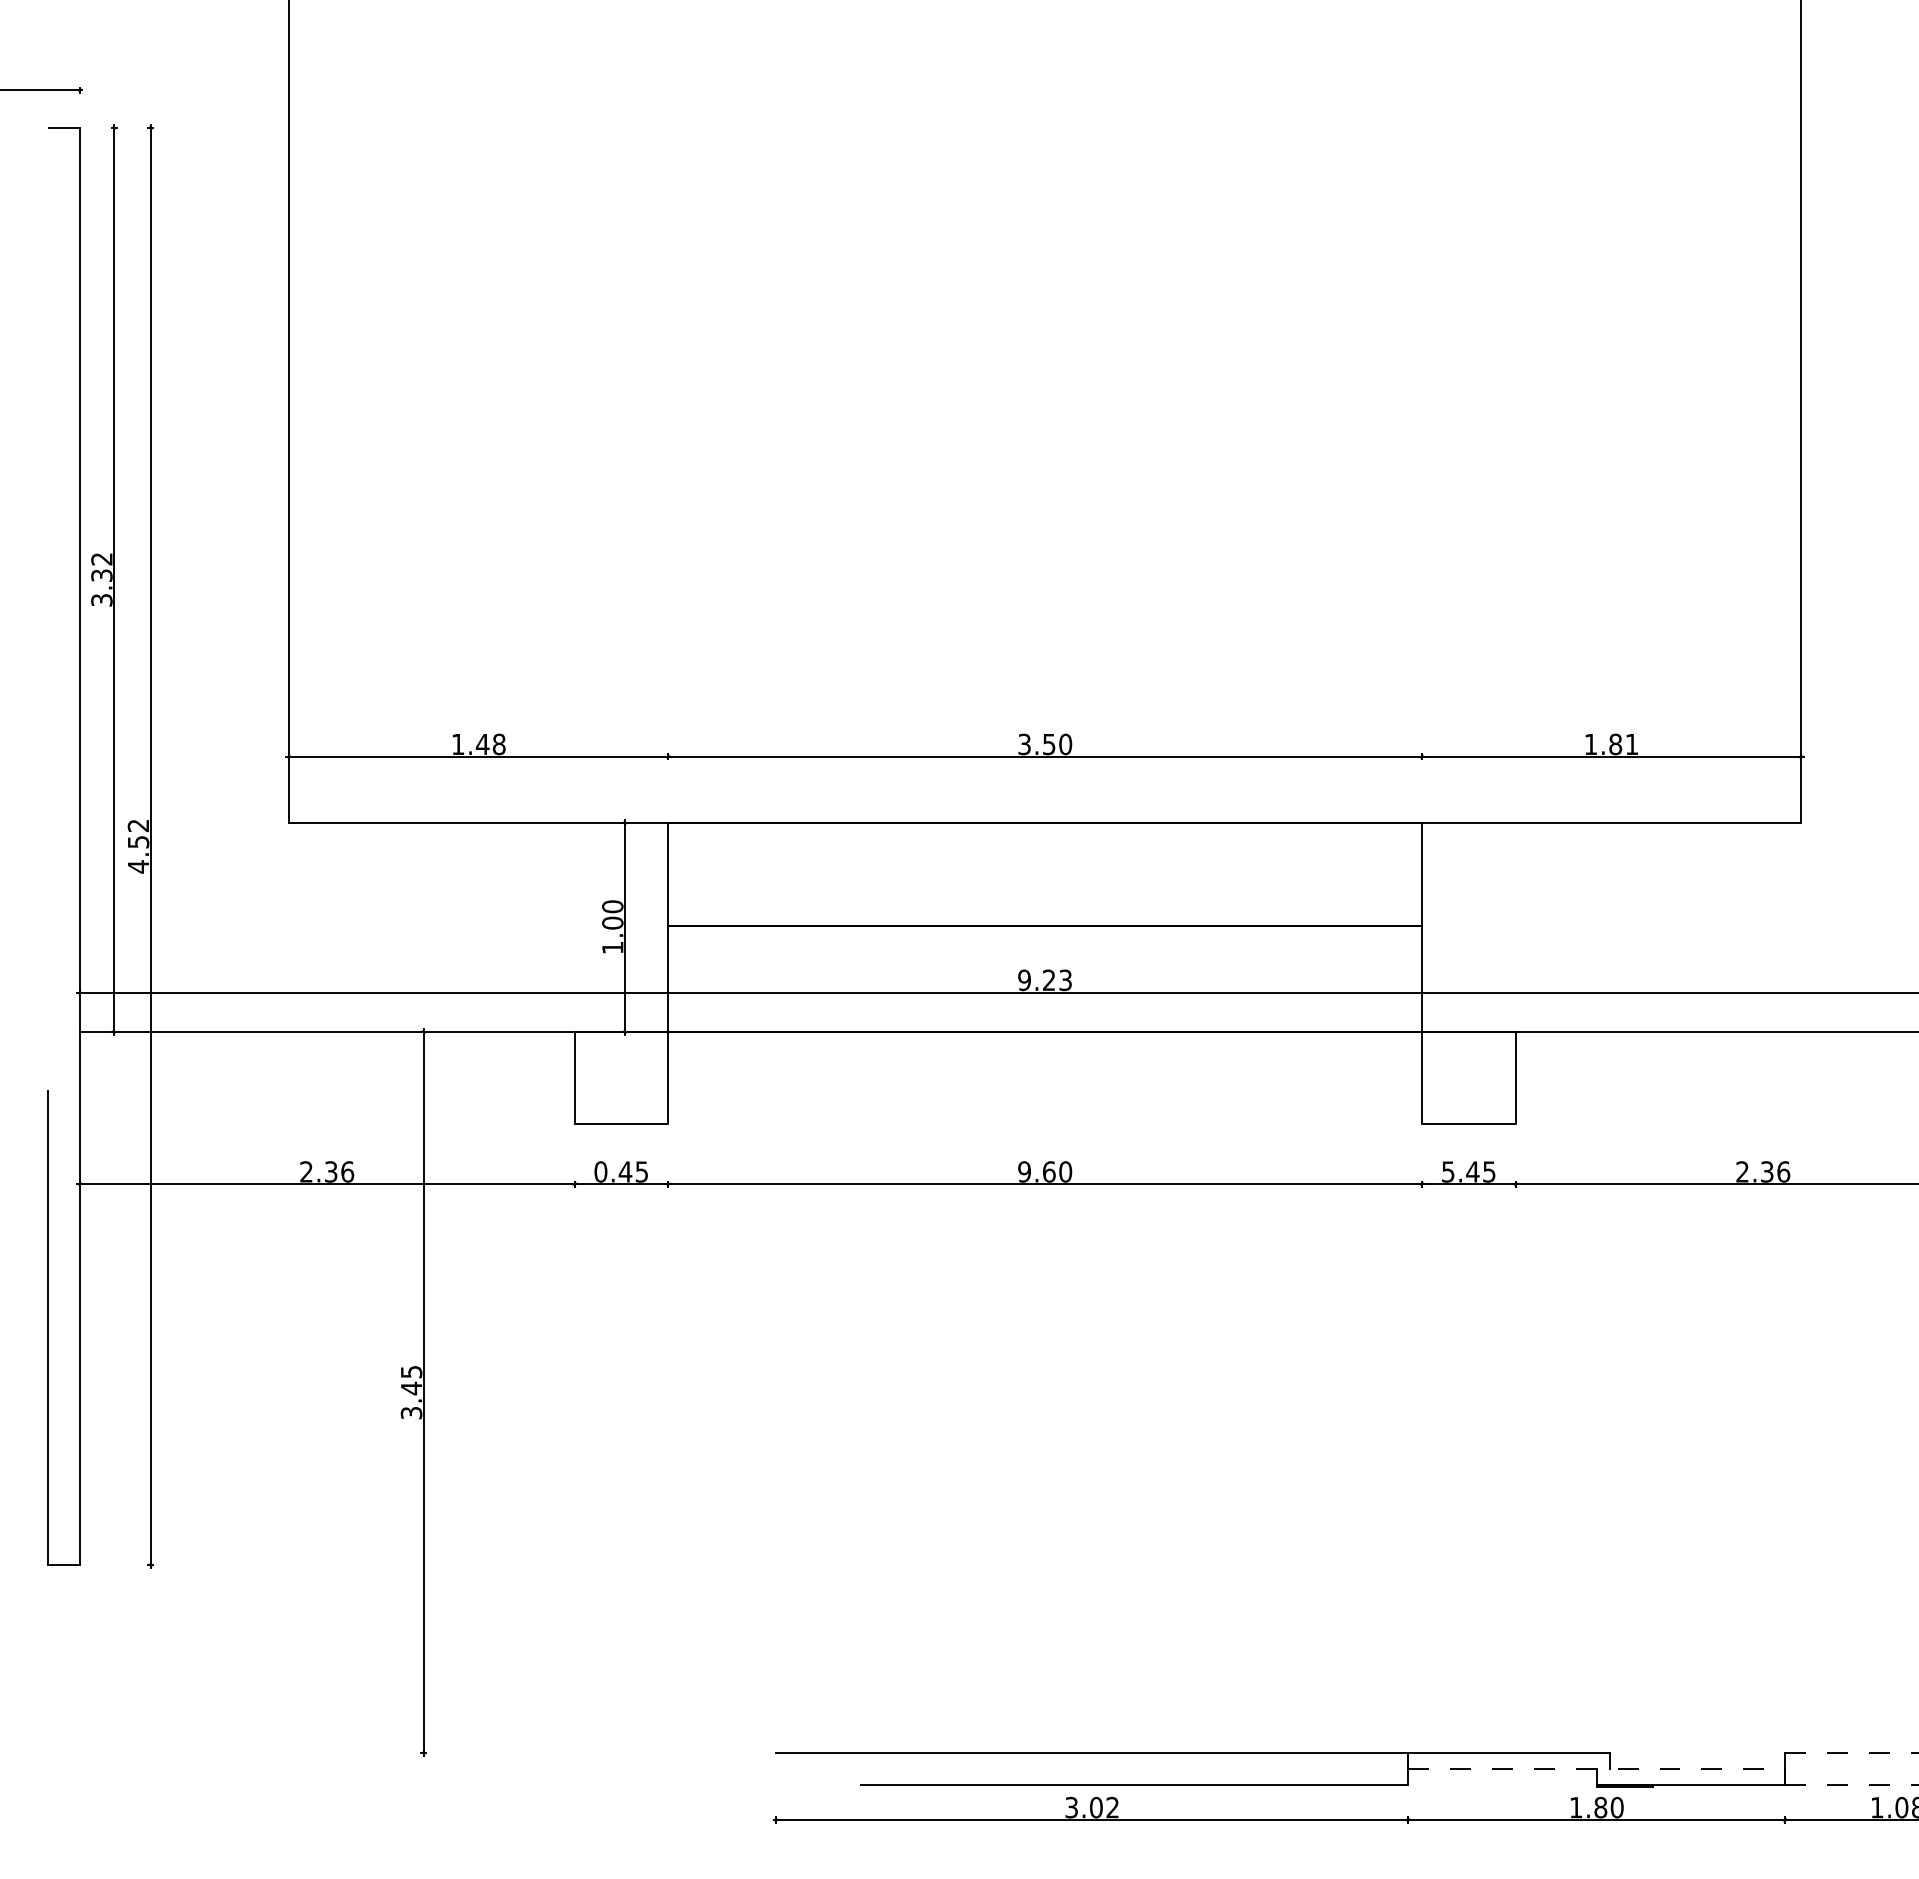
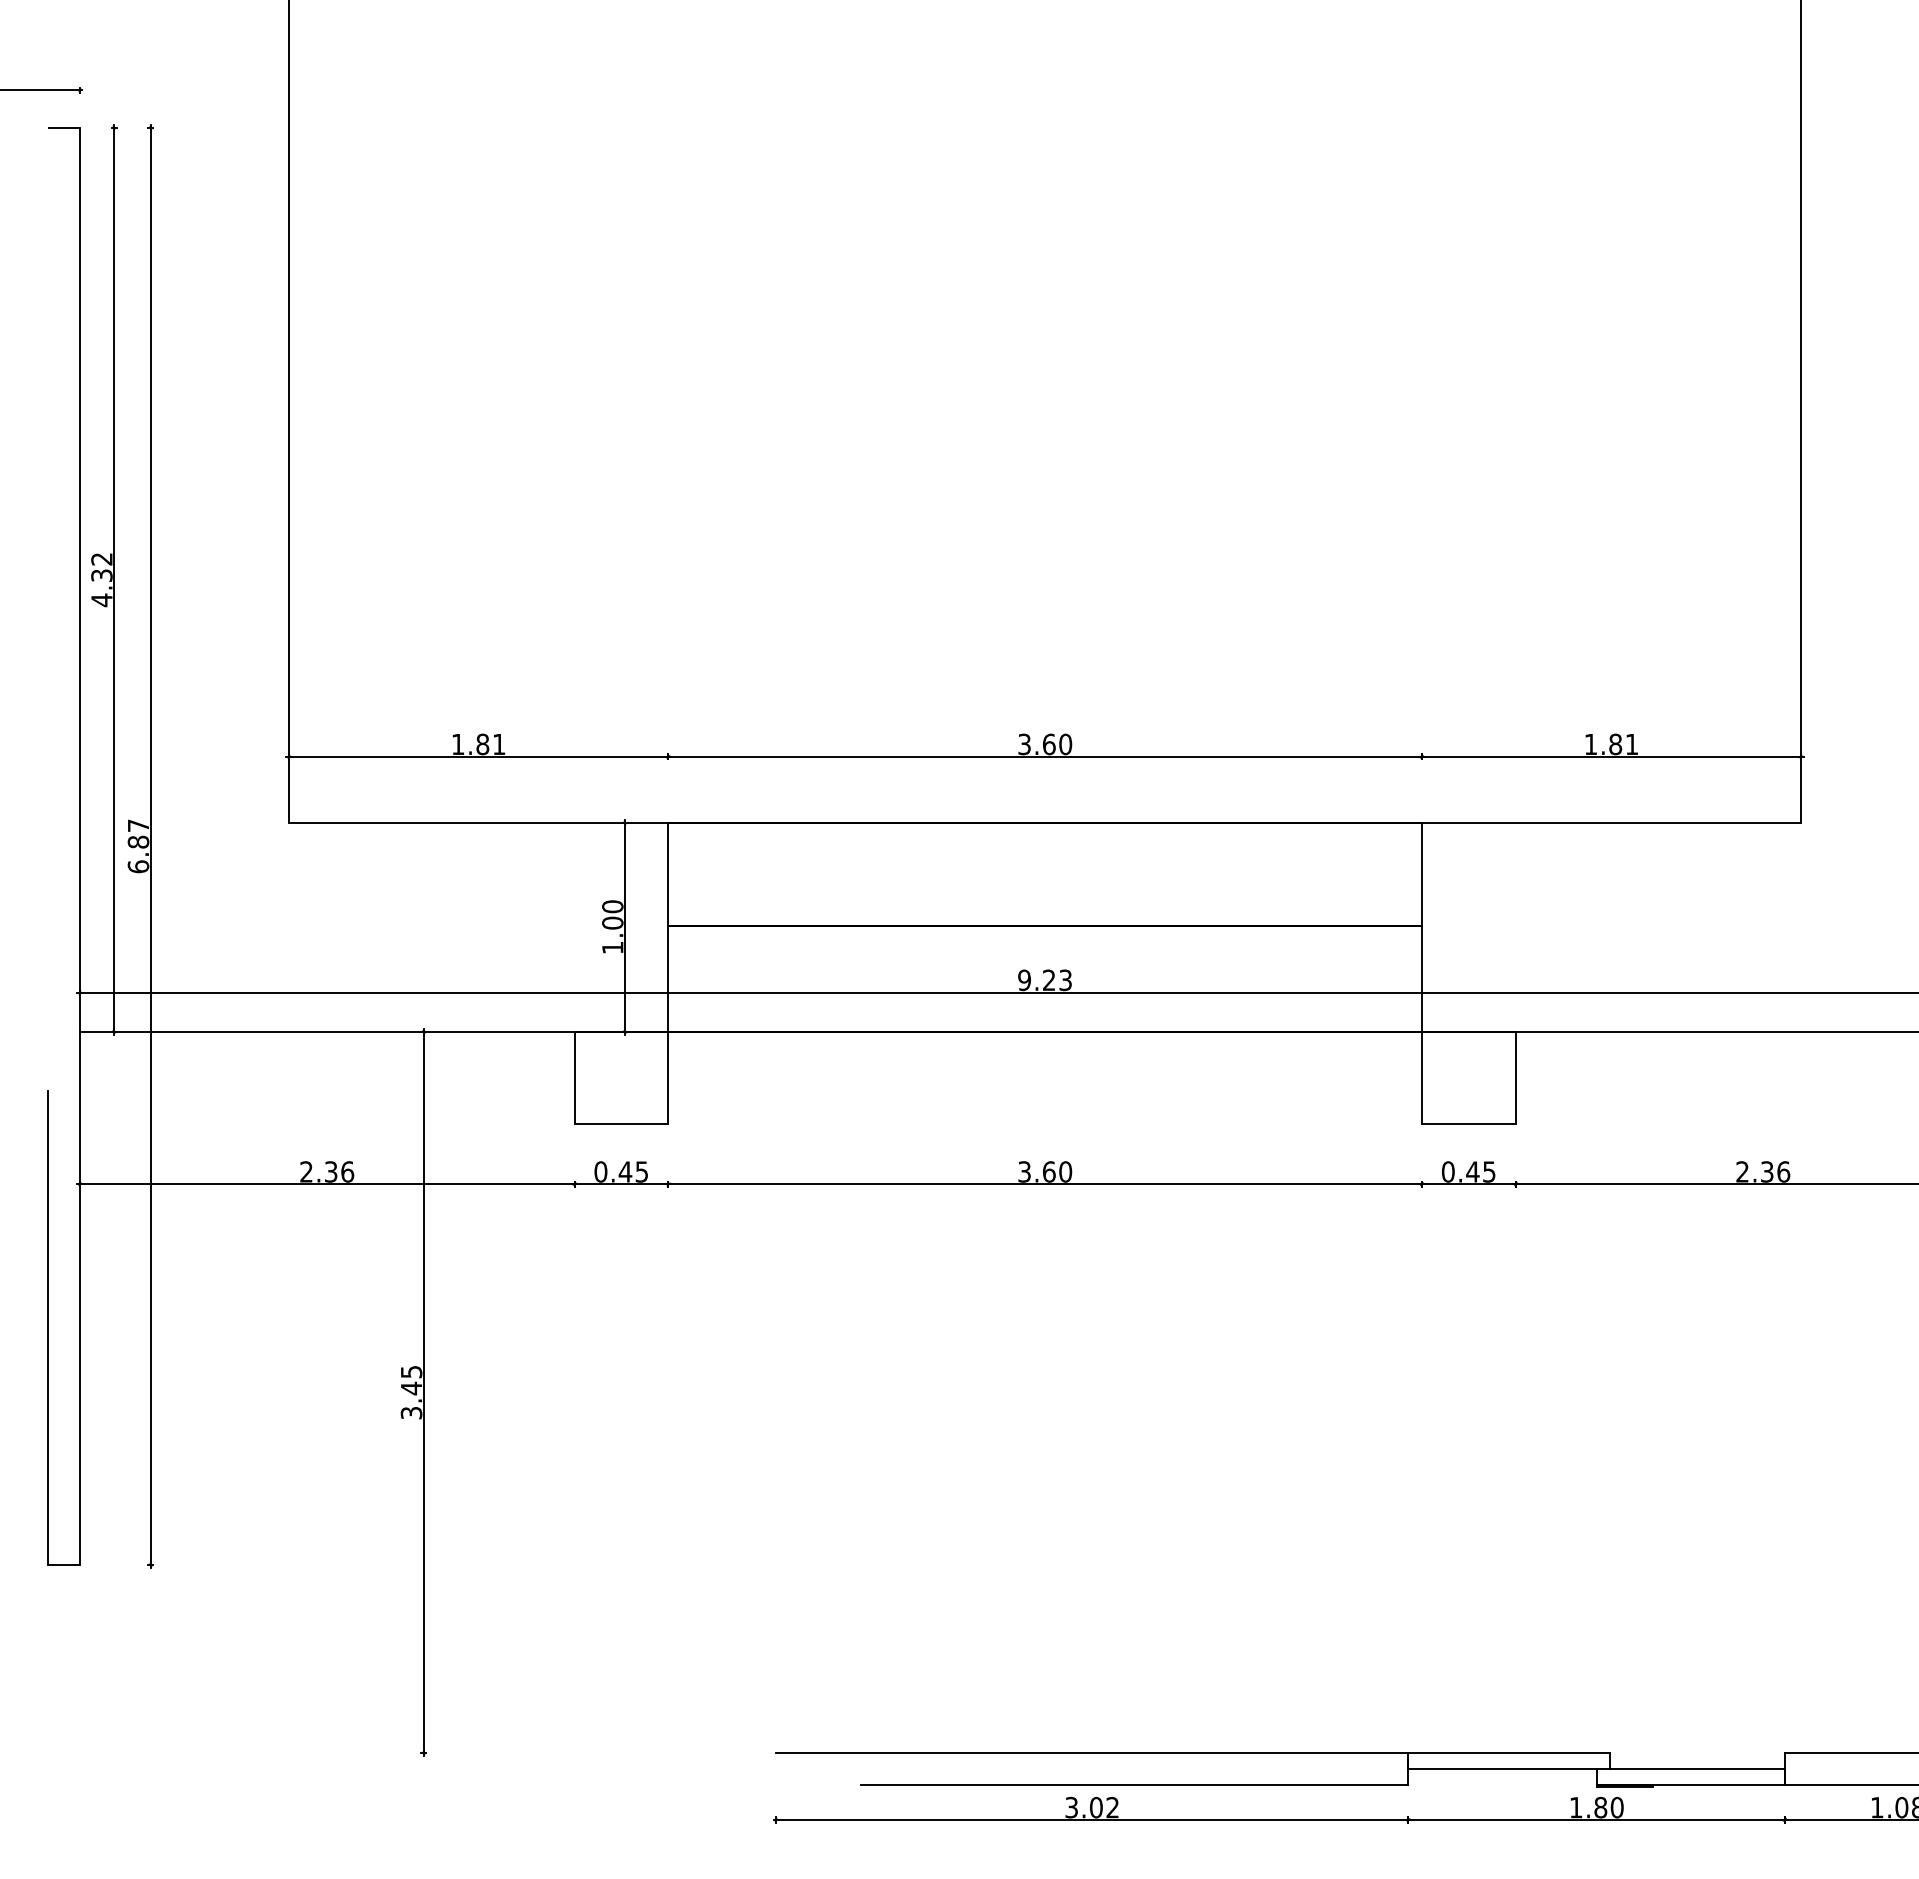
text: 3.32 -> 4.32 (101, 600)
text: 1.48 -> 1.81 (490, 744)
text: 3.50 -> 3.60 (1048, 744)
text: 4.52 -> 6.87 (138, 846)
text: 9.60 -> 3.60 (1024, 1171)
text: 5.45 -> 0.45 (1447, 1171)
line: dashed -> solid (1851, 1753)
line: dashed -> solid (1597, 1768)
line: dashed -> solid (1851, 1784)
